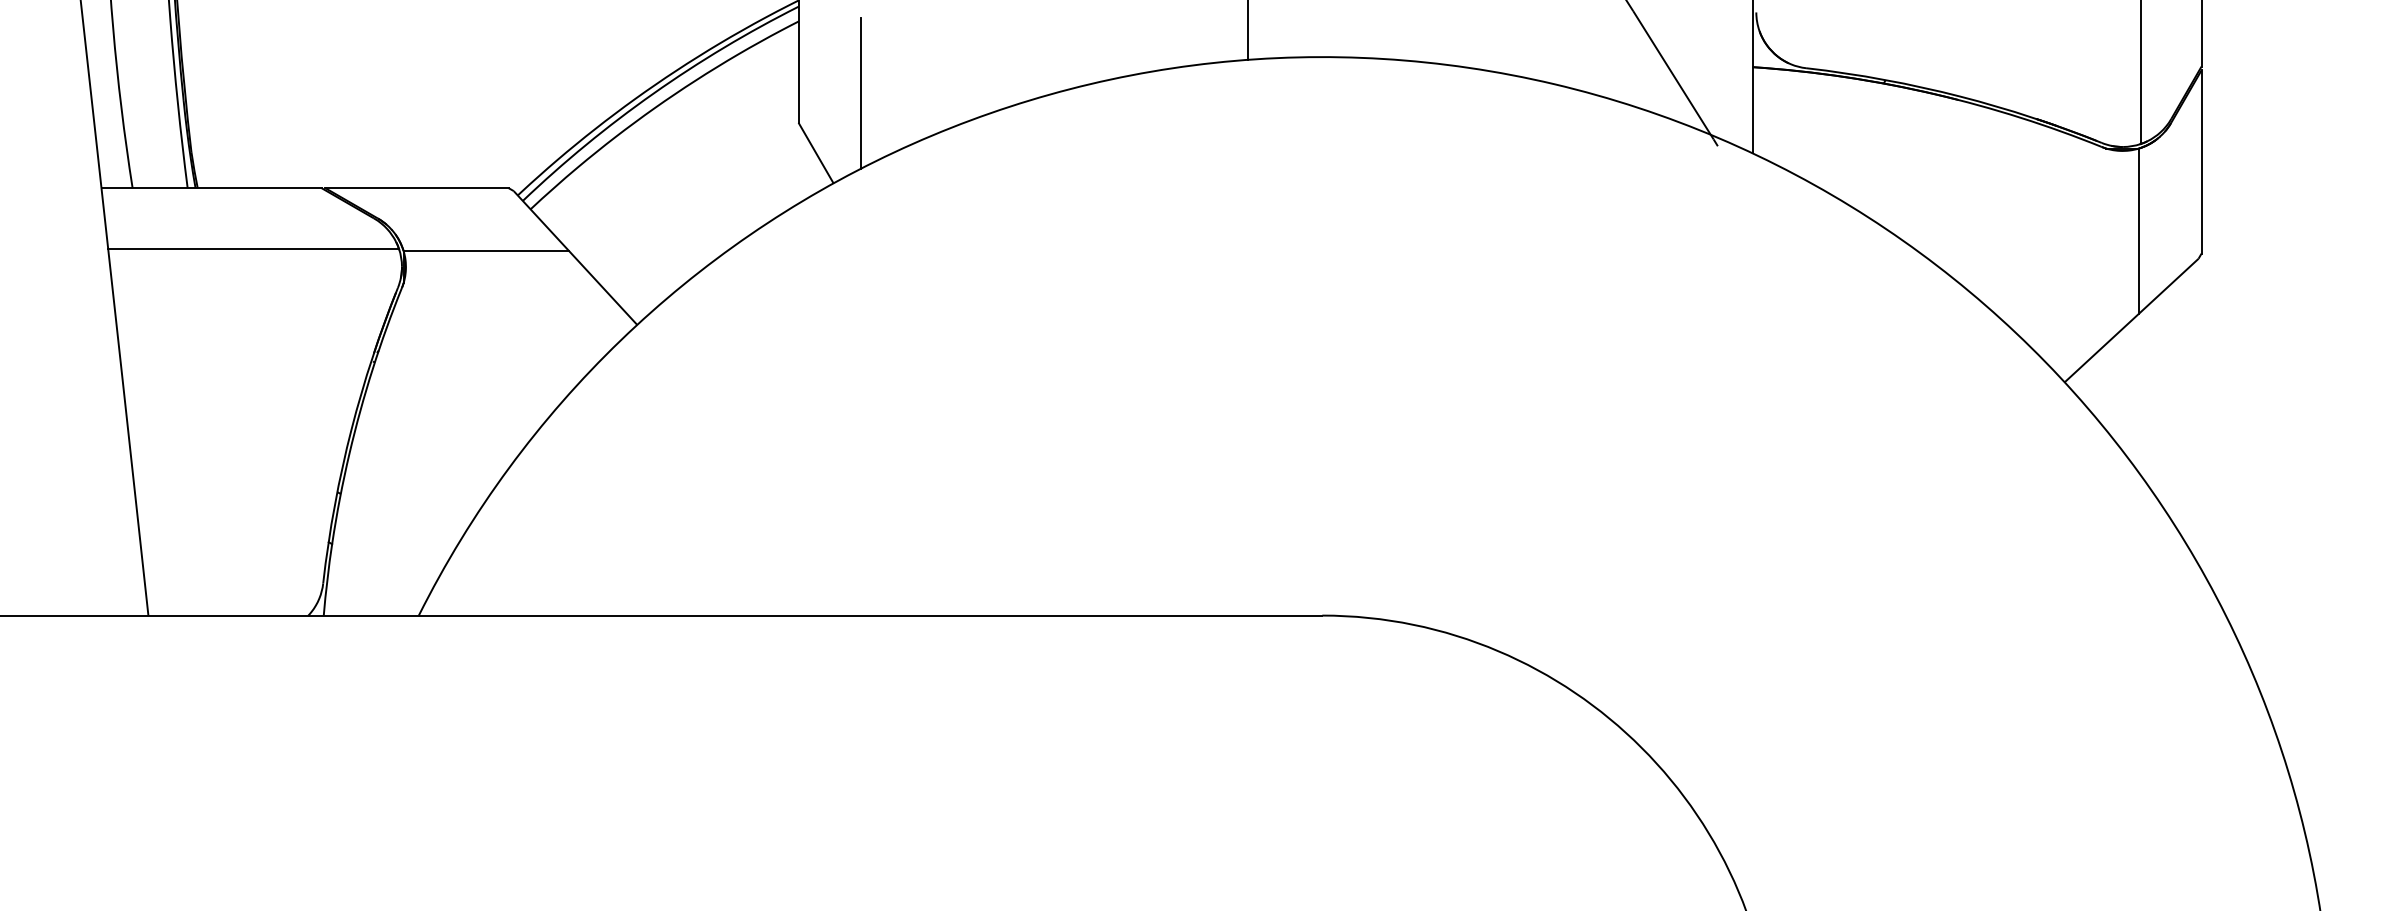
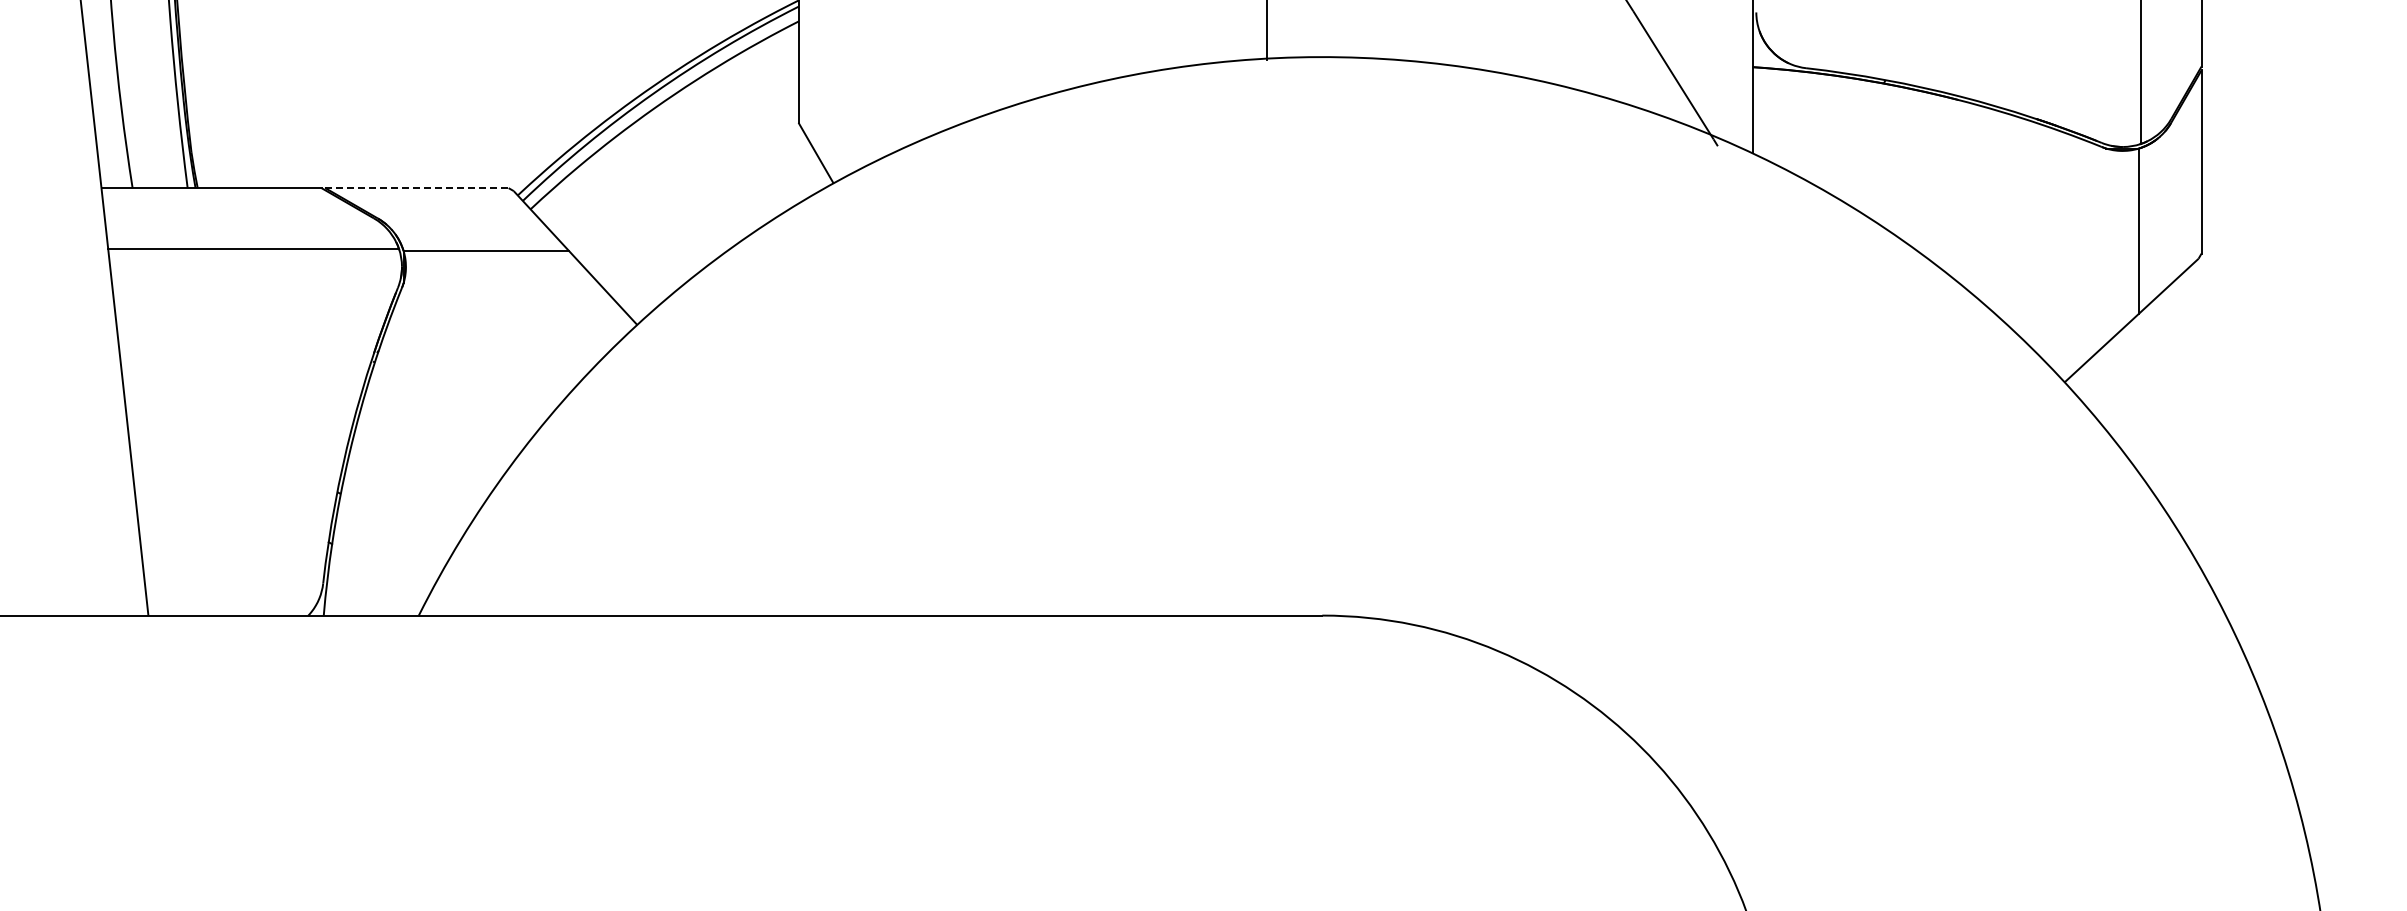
line position: (1247, 30) -> (1266, 30) (1266, 30)
line: present -> none (861, 92)
line: solid -> dashed (417, 188)
